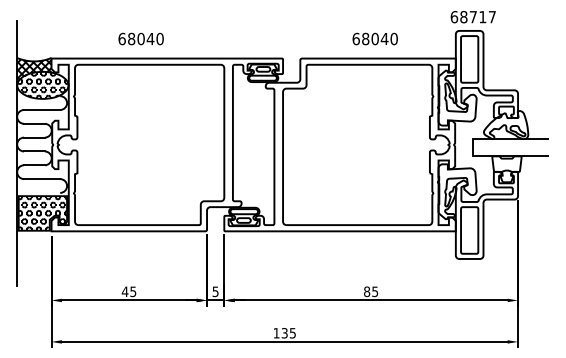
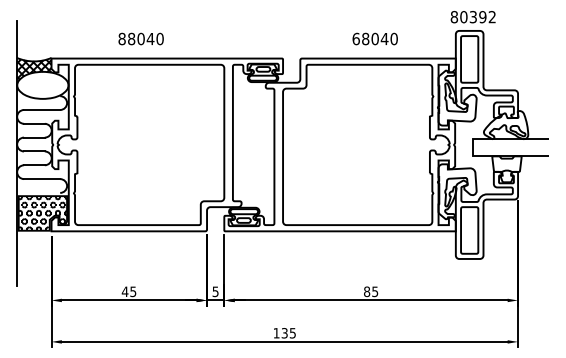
text: 68717 -> 80392 (472, 17)
text: 68040 -> 88040 (121, 38)
hatch: present -> none (42, 84)
